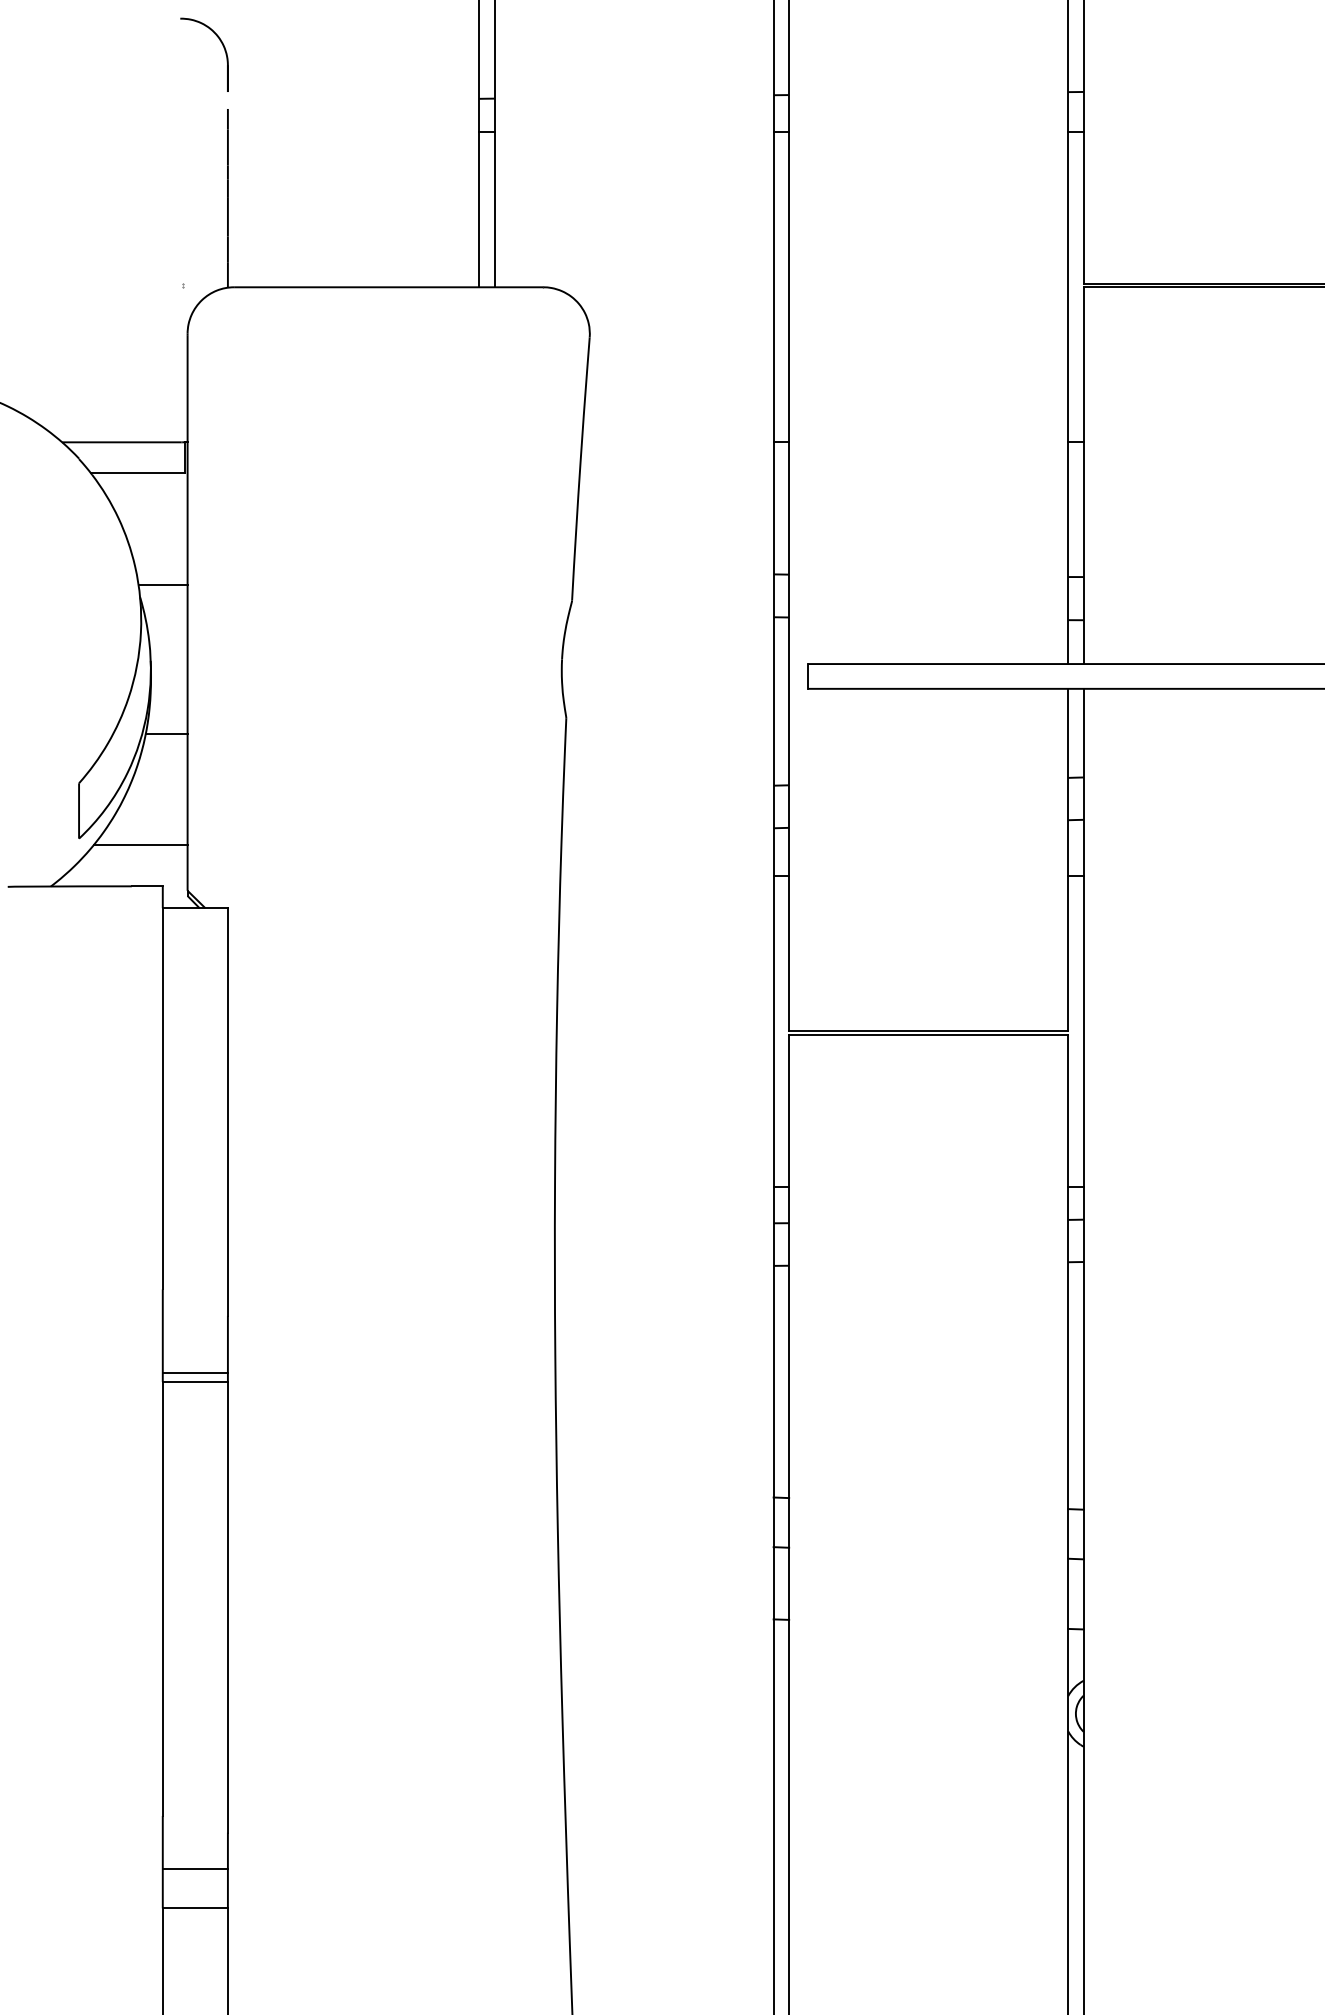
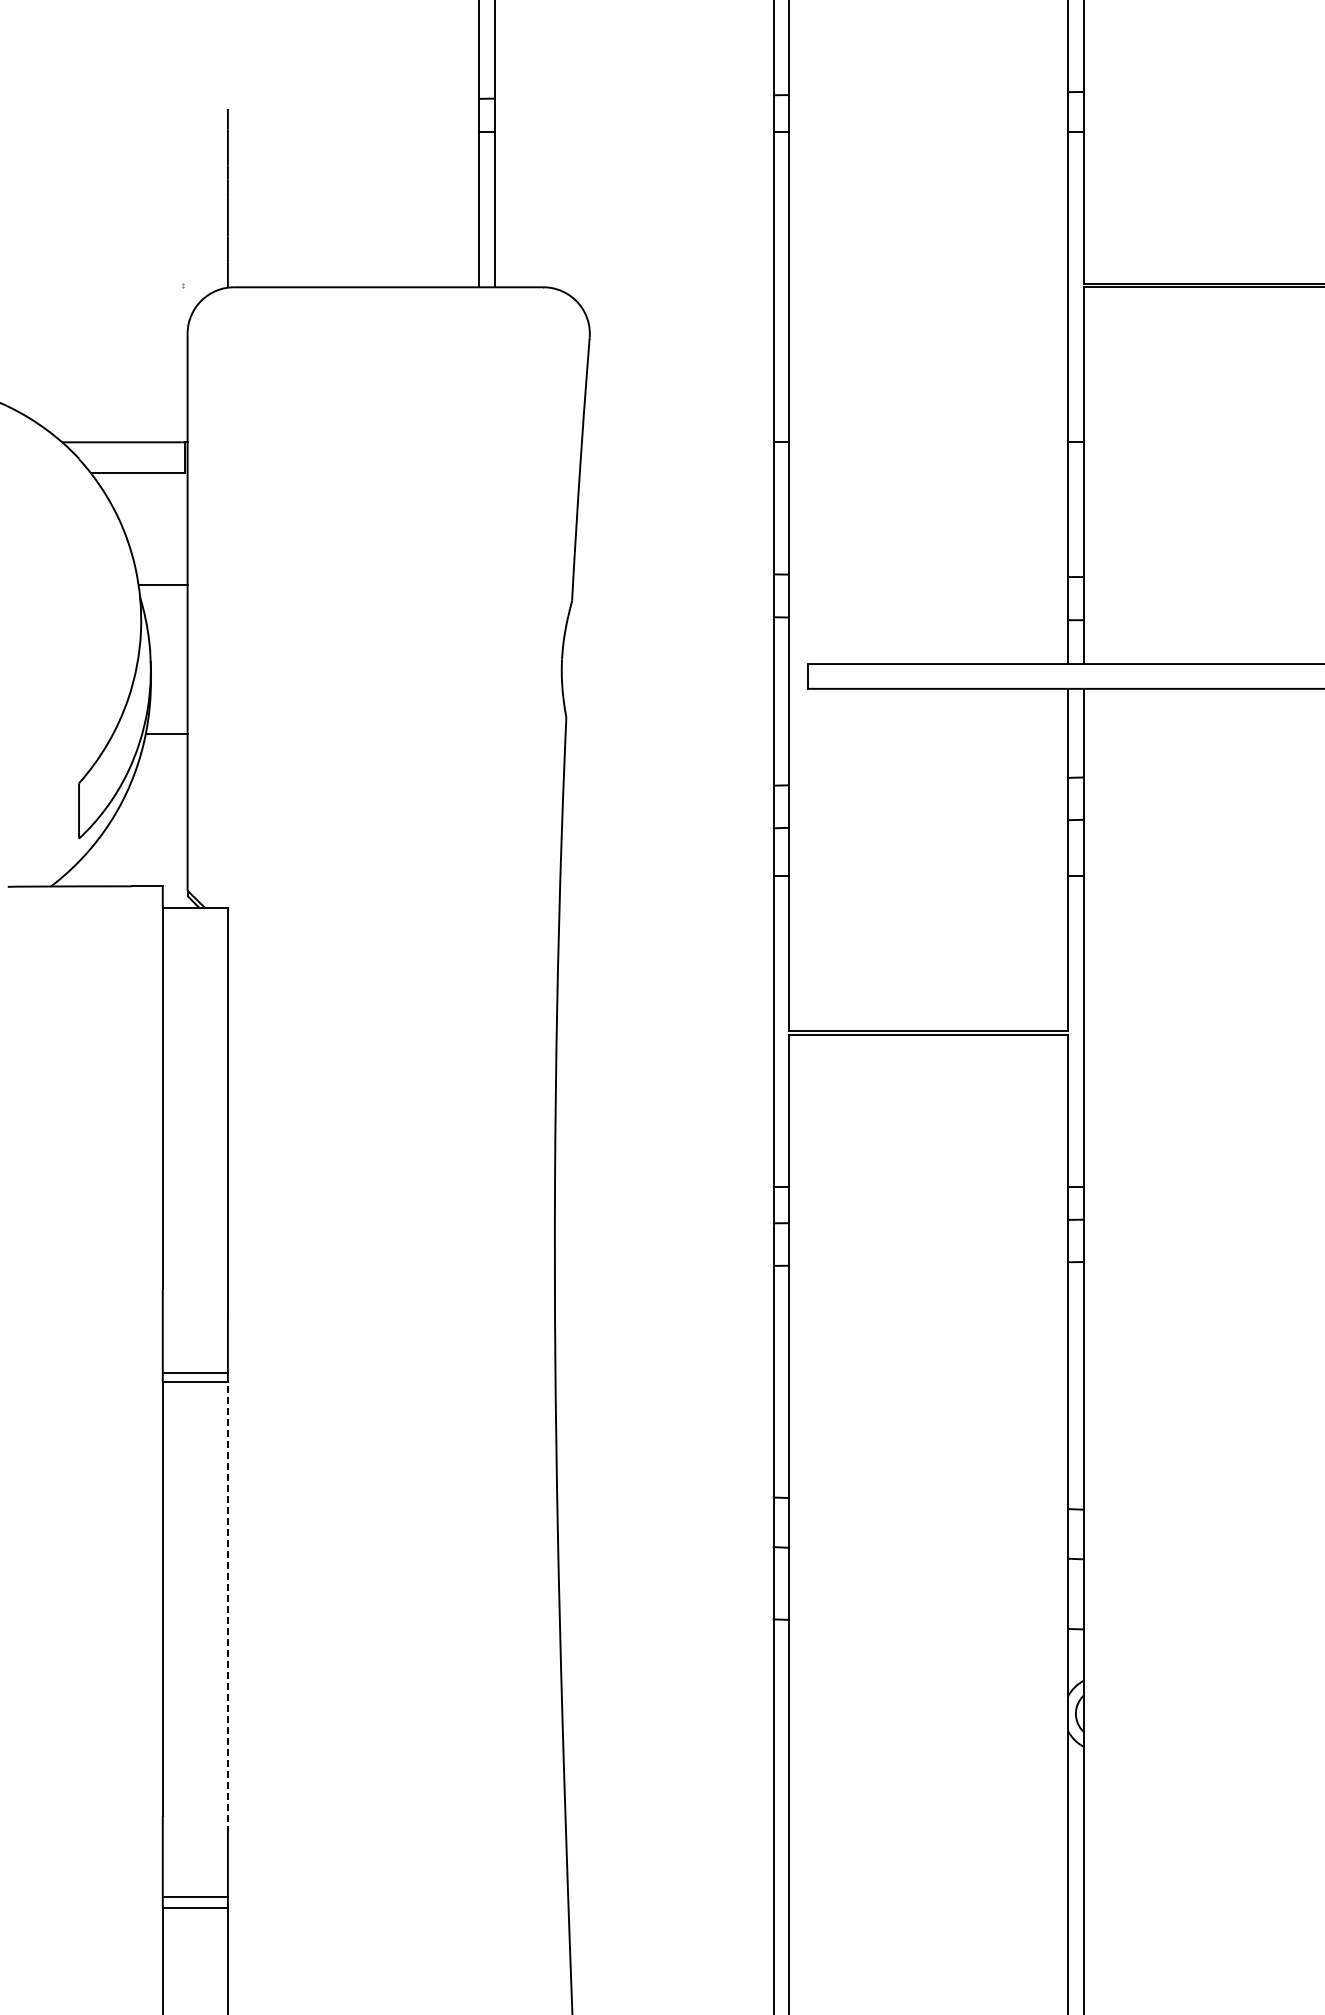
part: present -> none (223, 48)
line: present -> none (140, 845)
line: solid -> dashed (227, 1606)
line position: (194, 1868) -> (194, 1896) (194, 1896)
